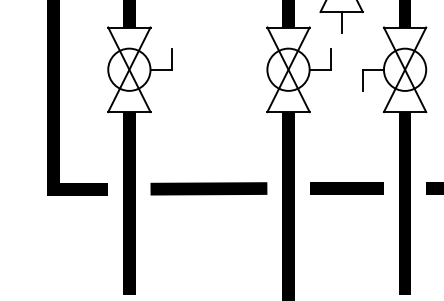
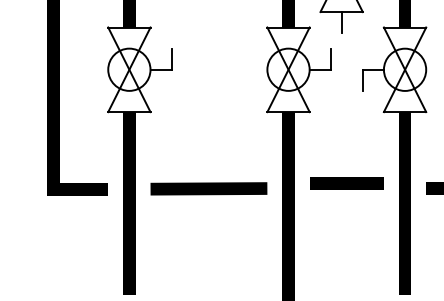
line position: (346, 188) -> (346, 183) (346, 183)
